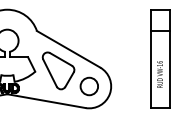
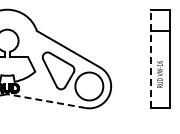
line: solid -> dashed (150, 58)
circle diameter: 17 px -> 28 px (89, 86)
line: solid -> dashed (46, 101)
